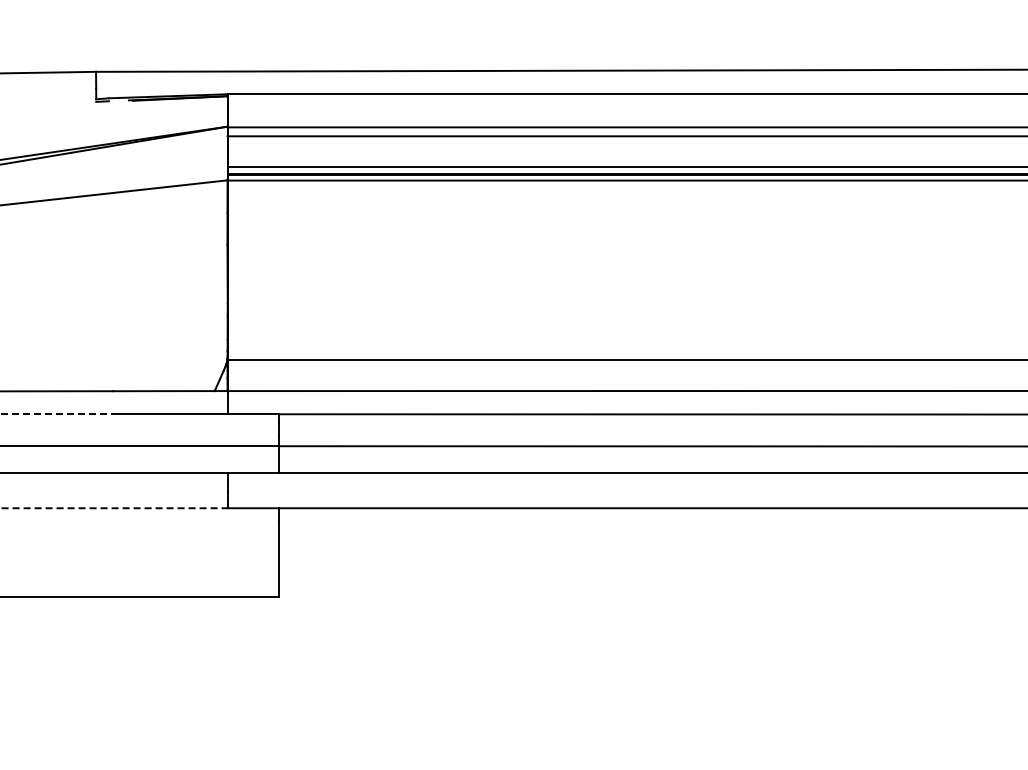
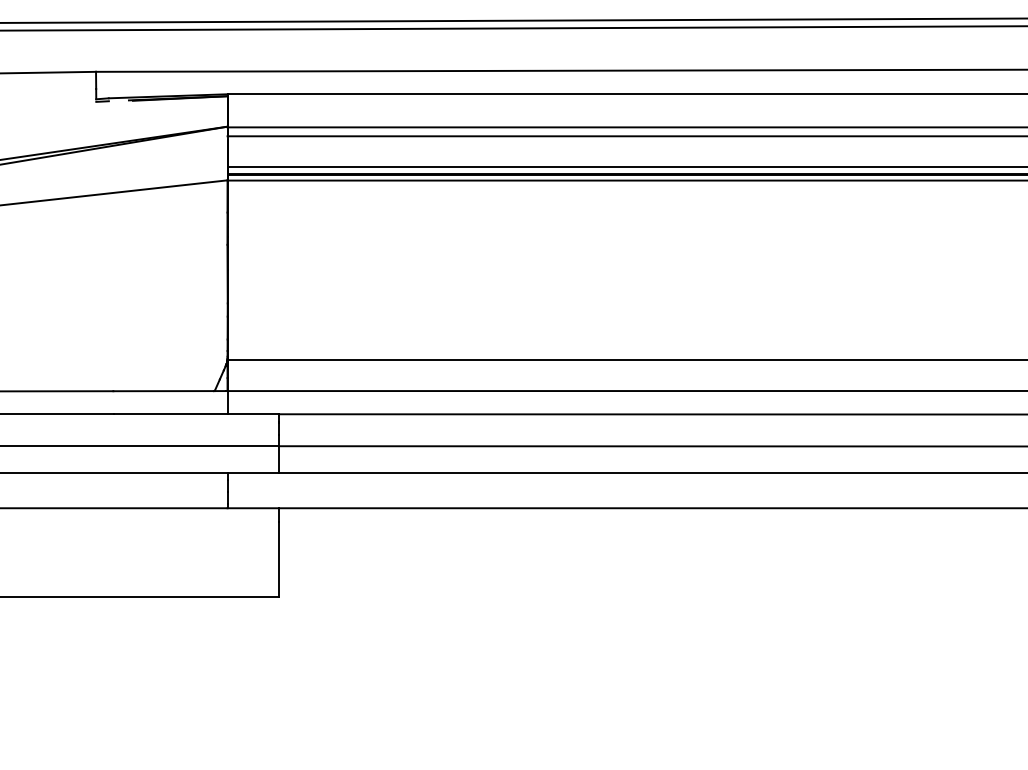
line: none -> present (513, 20)
line: none -> present (513, 28)
line: dashed -> solid (57, 414)
line: dashed -> solid (114, 508)
